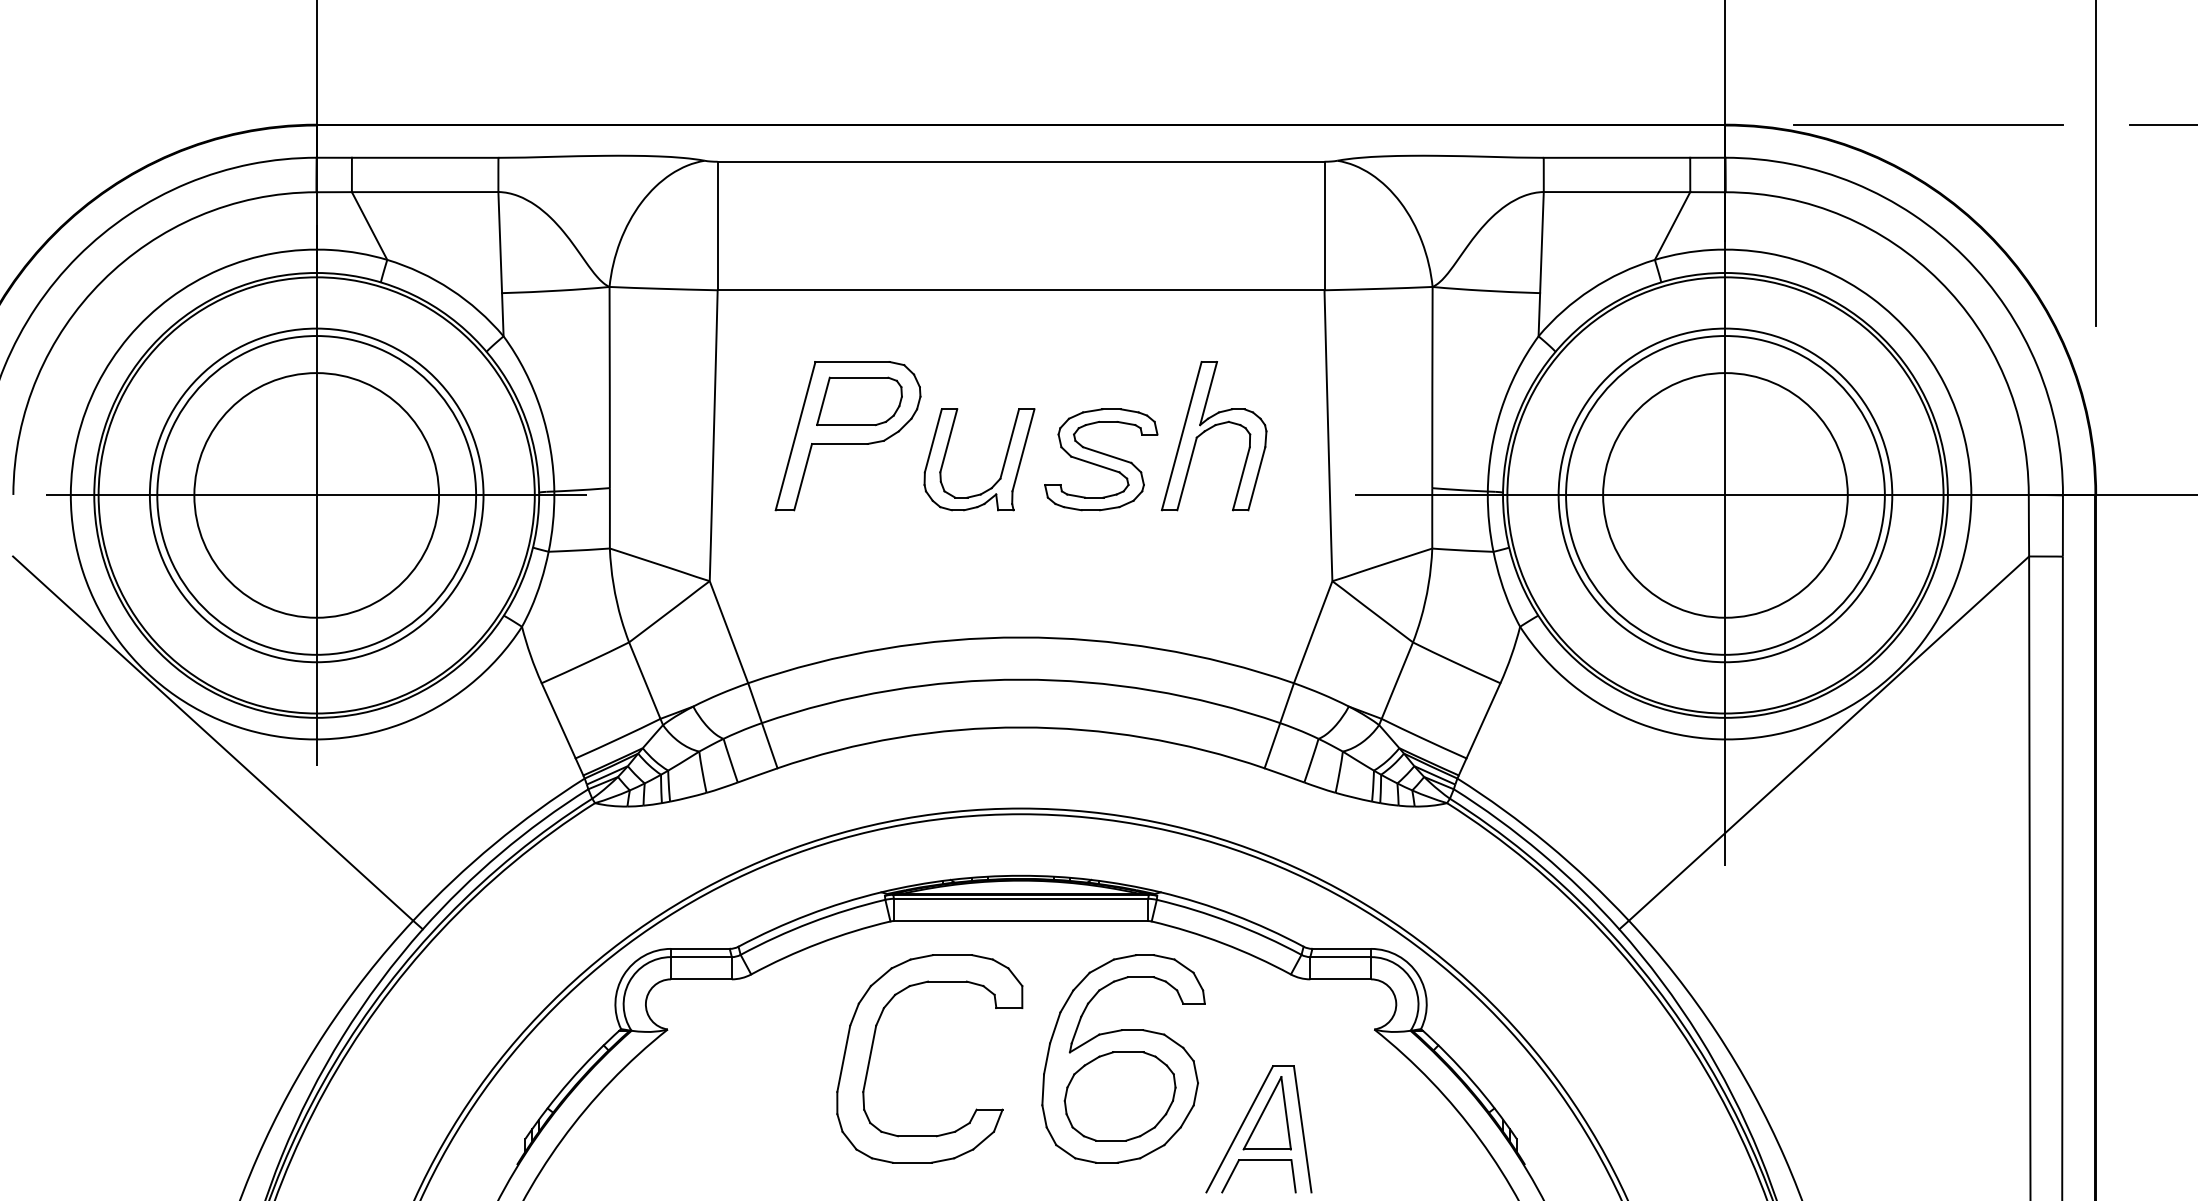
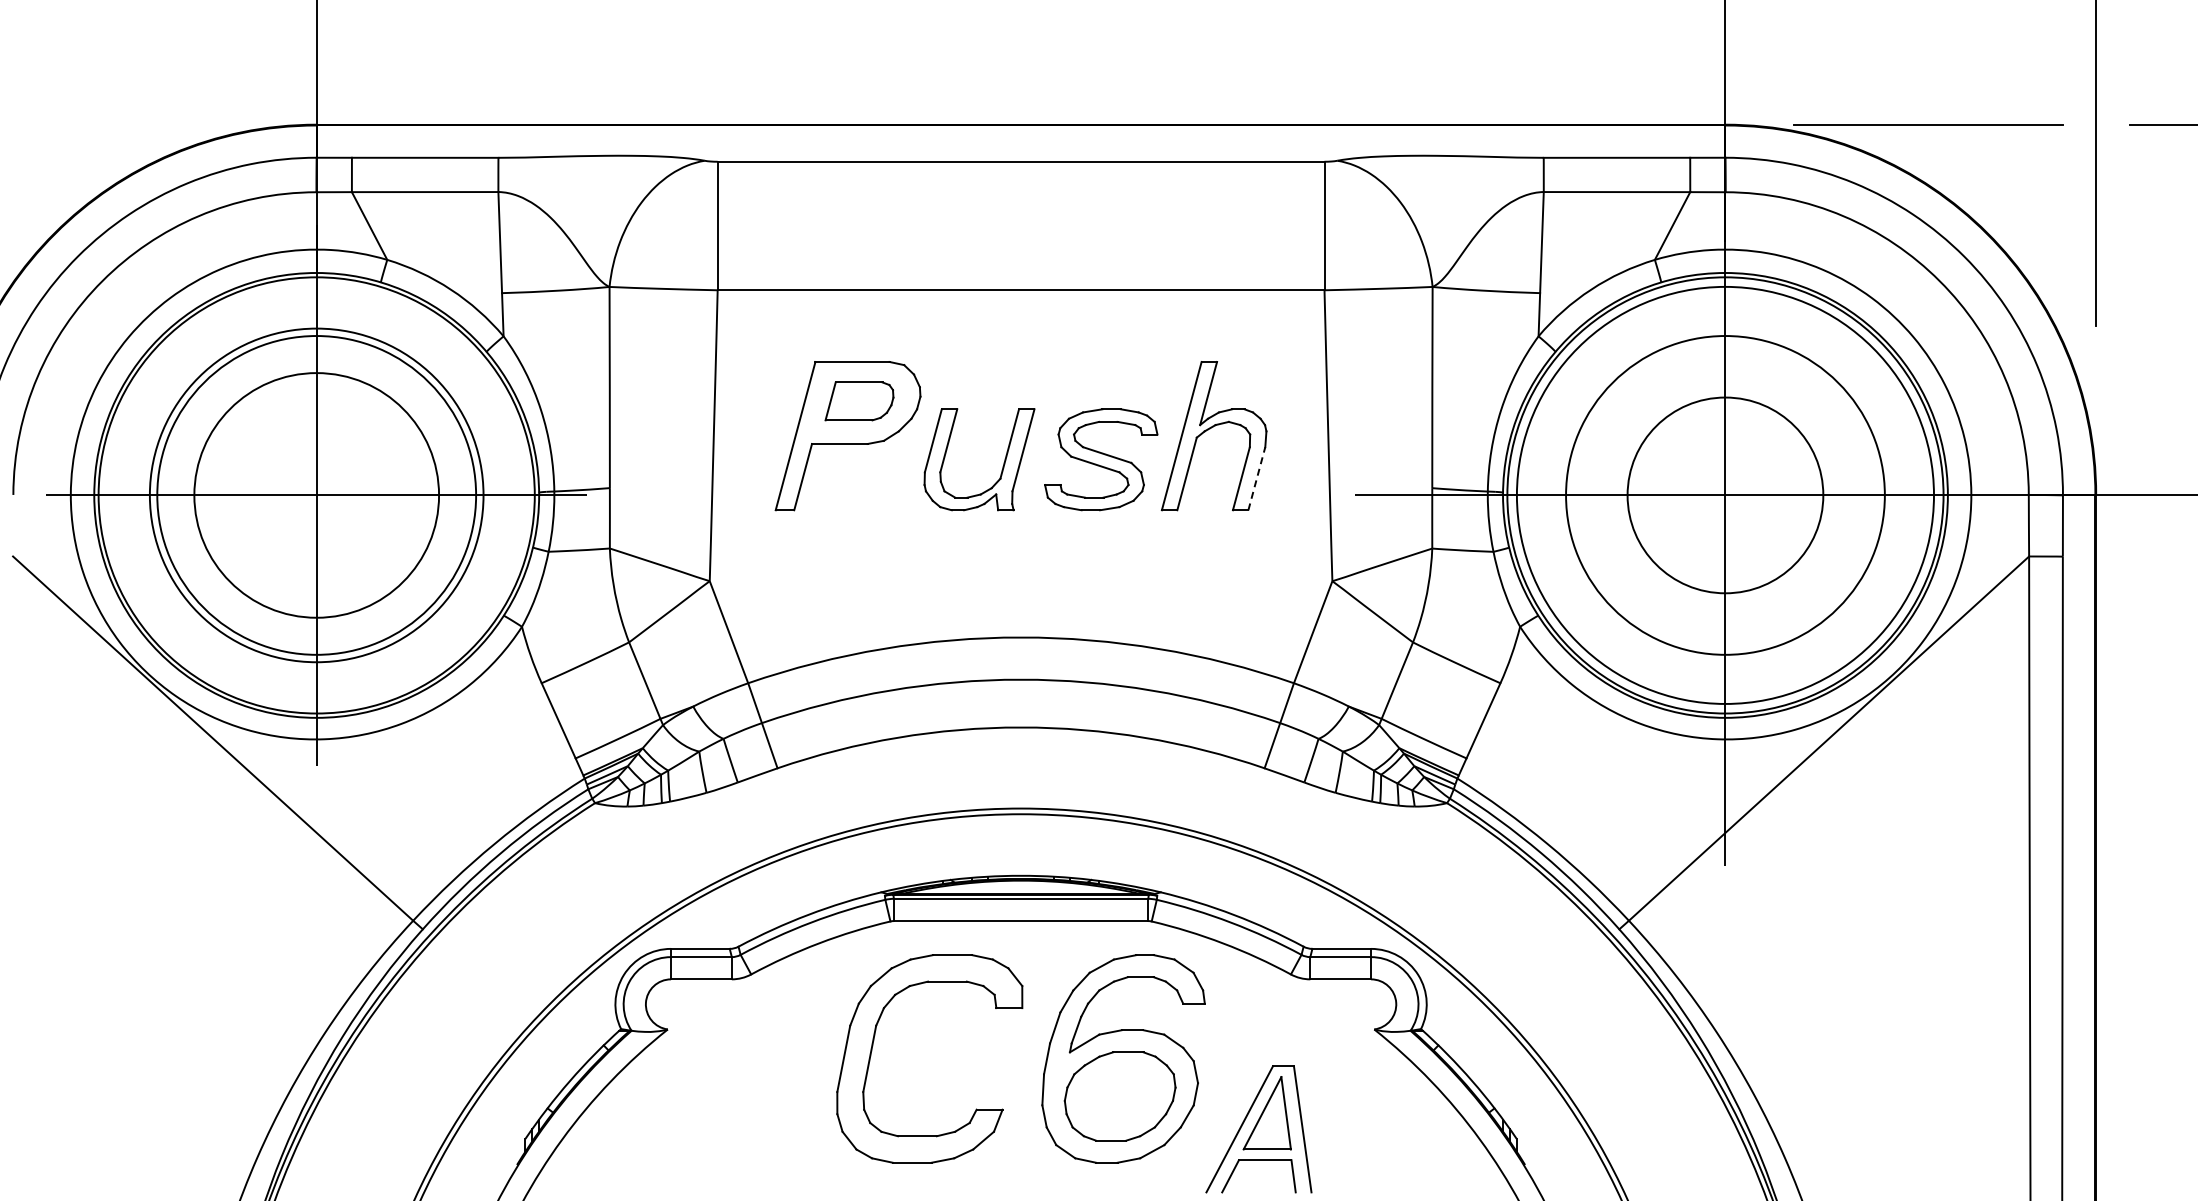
part size: 87x51 px -> 71x41 px (859, 401)
line: solid -> dashed (1256, 478)
circle diameter: 245 px -> 196 px (1725, 495)
circle diameter: 334 px -> 417 px (1724, 494)
